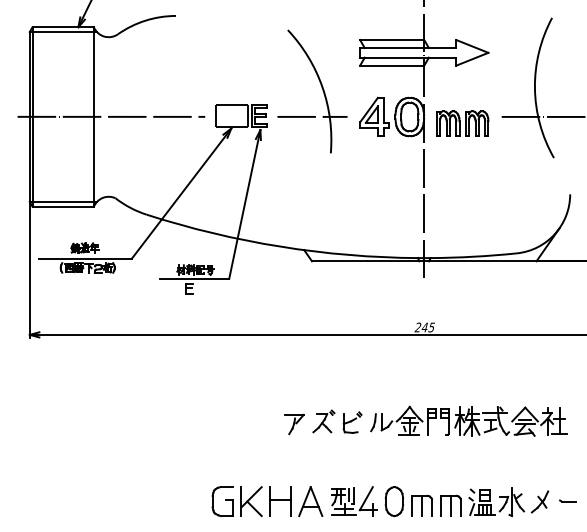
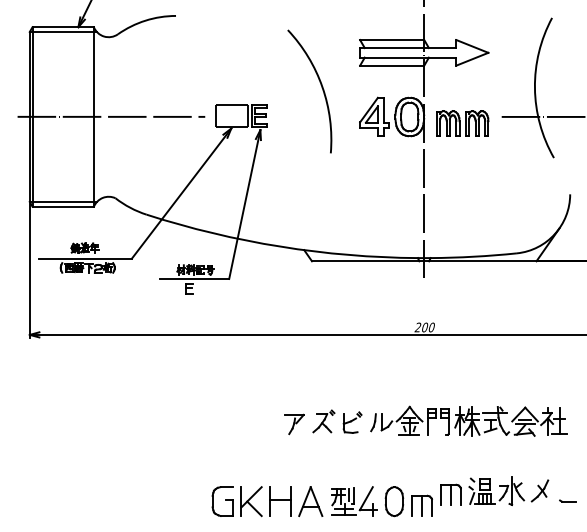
line: present -> none (312, 116)
text: 245 -> 200 (427, 327)
part position: (494, 501) -> (494, 490) (494, 490)
